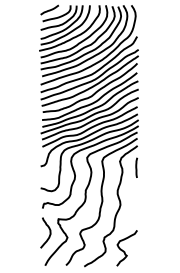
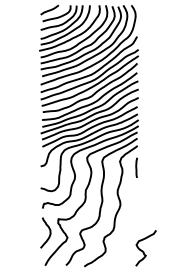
curve position: (124, 250) -> (143, 250) (143, 250)
